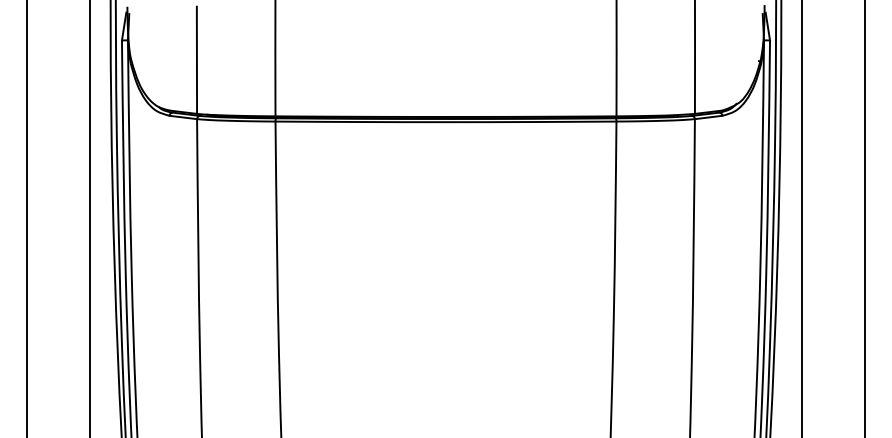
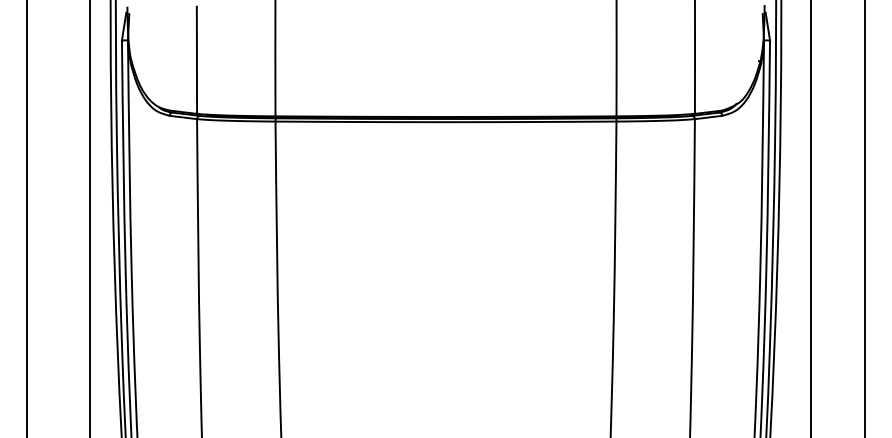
line position: (802, 218) -> (811, 218) (811, 218)
